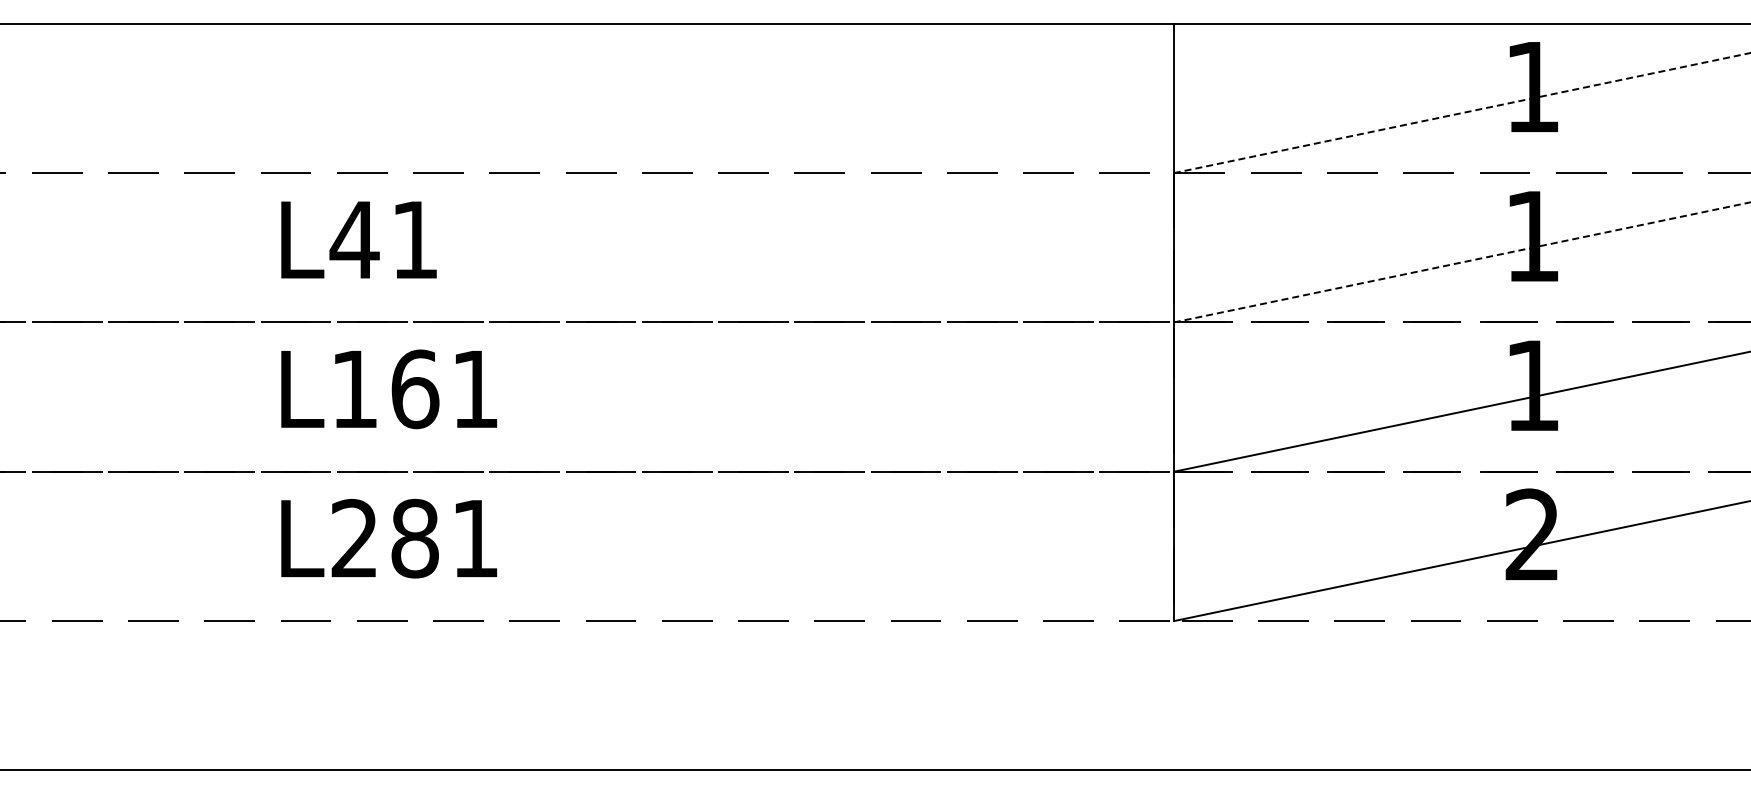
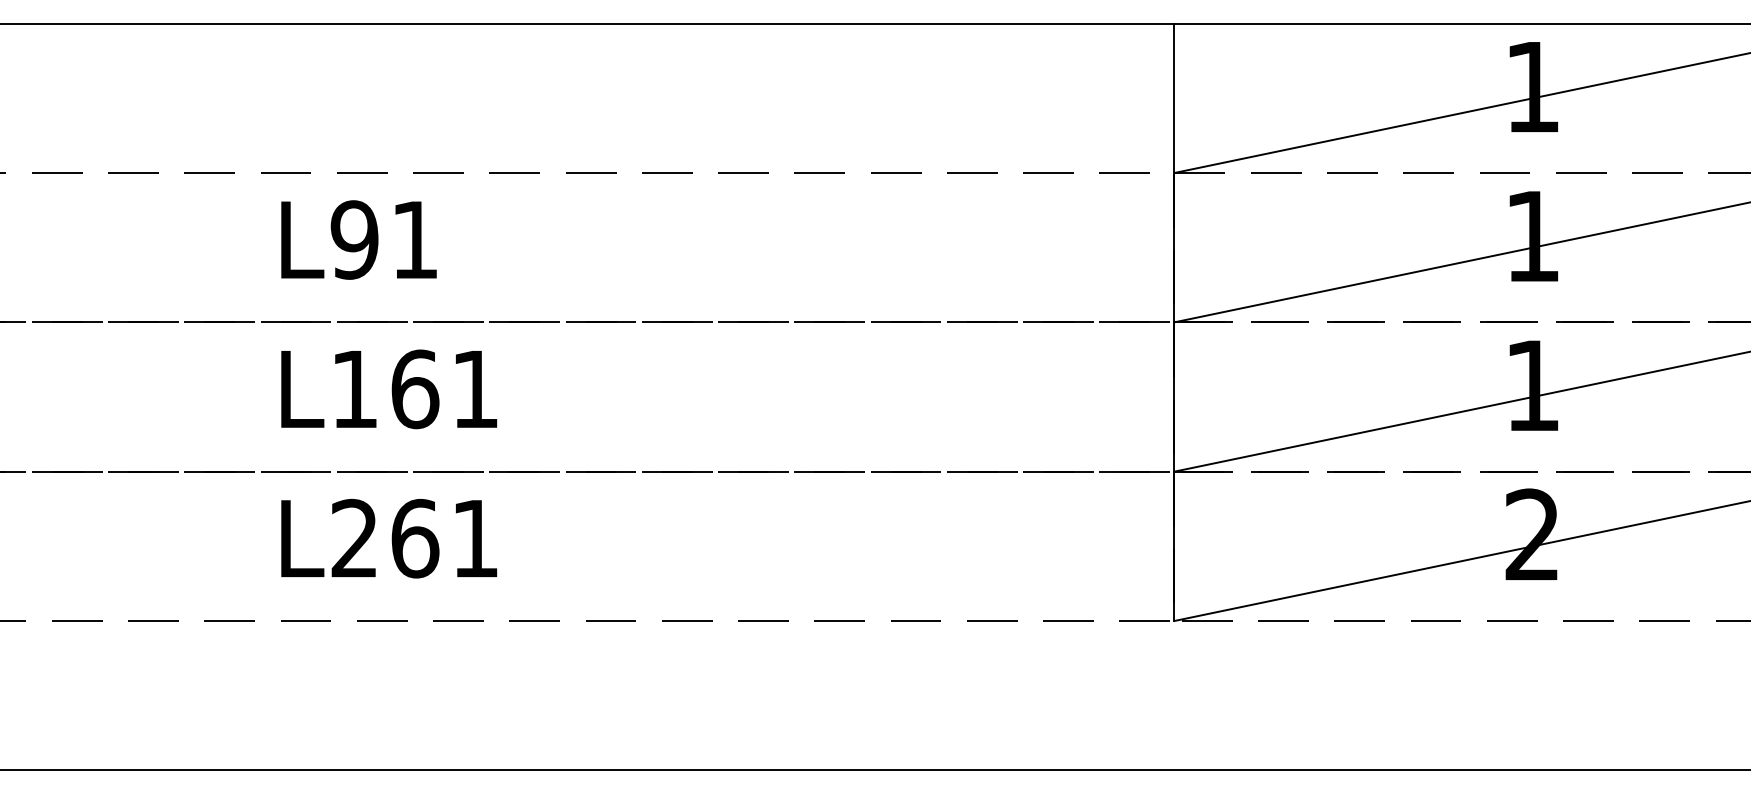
line: dashed -> solid (1462, 113)
text: L41 -> L91 (354, 239)
line: dashed -> solid (1462, 262)
text: L281 -> L261 (415, 538)
